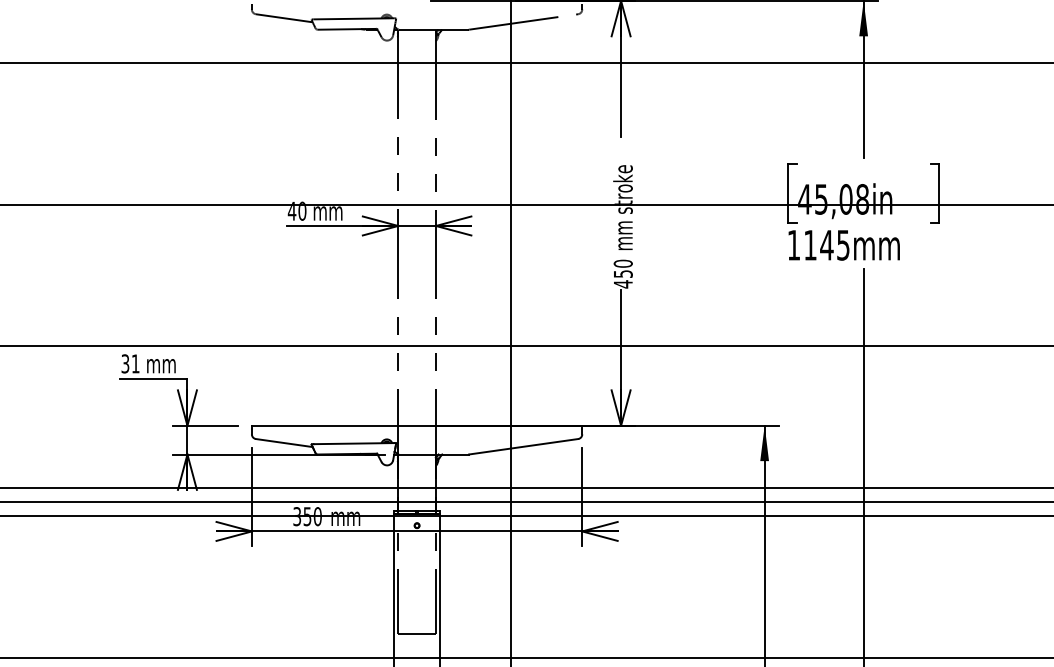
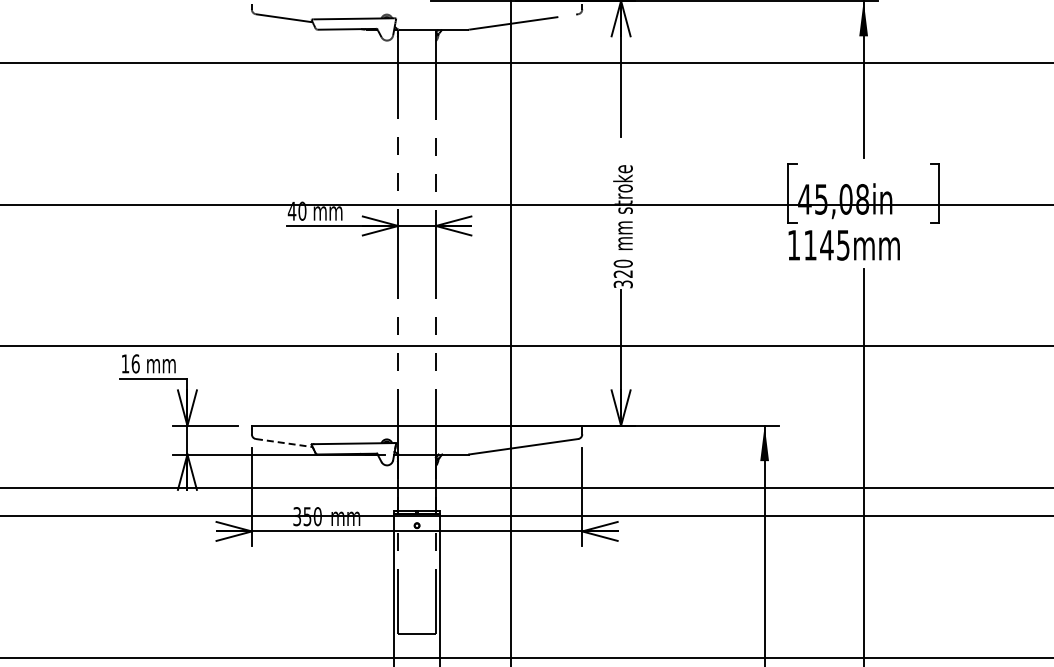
text: 450 -> 320 (622, 279)
text: 31 -> 16 (130, 363)
line: solid -> dashed (284, 443)
line: present -> none (526, 502)
